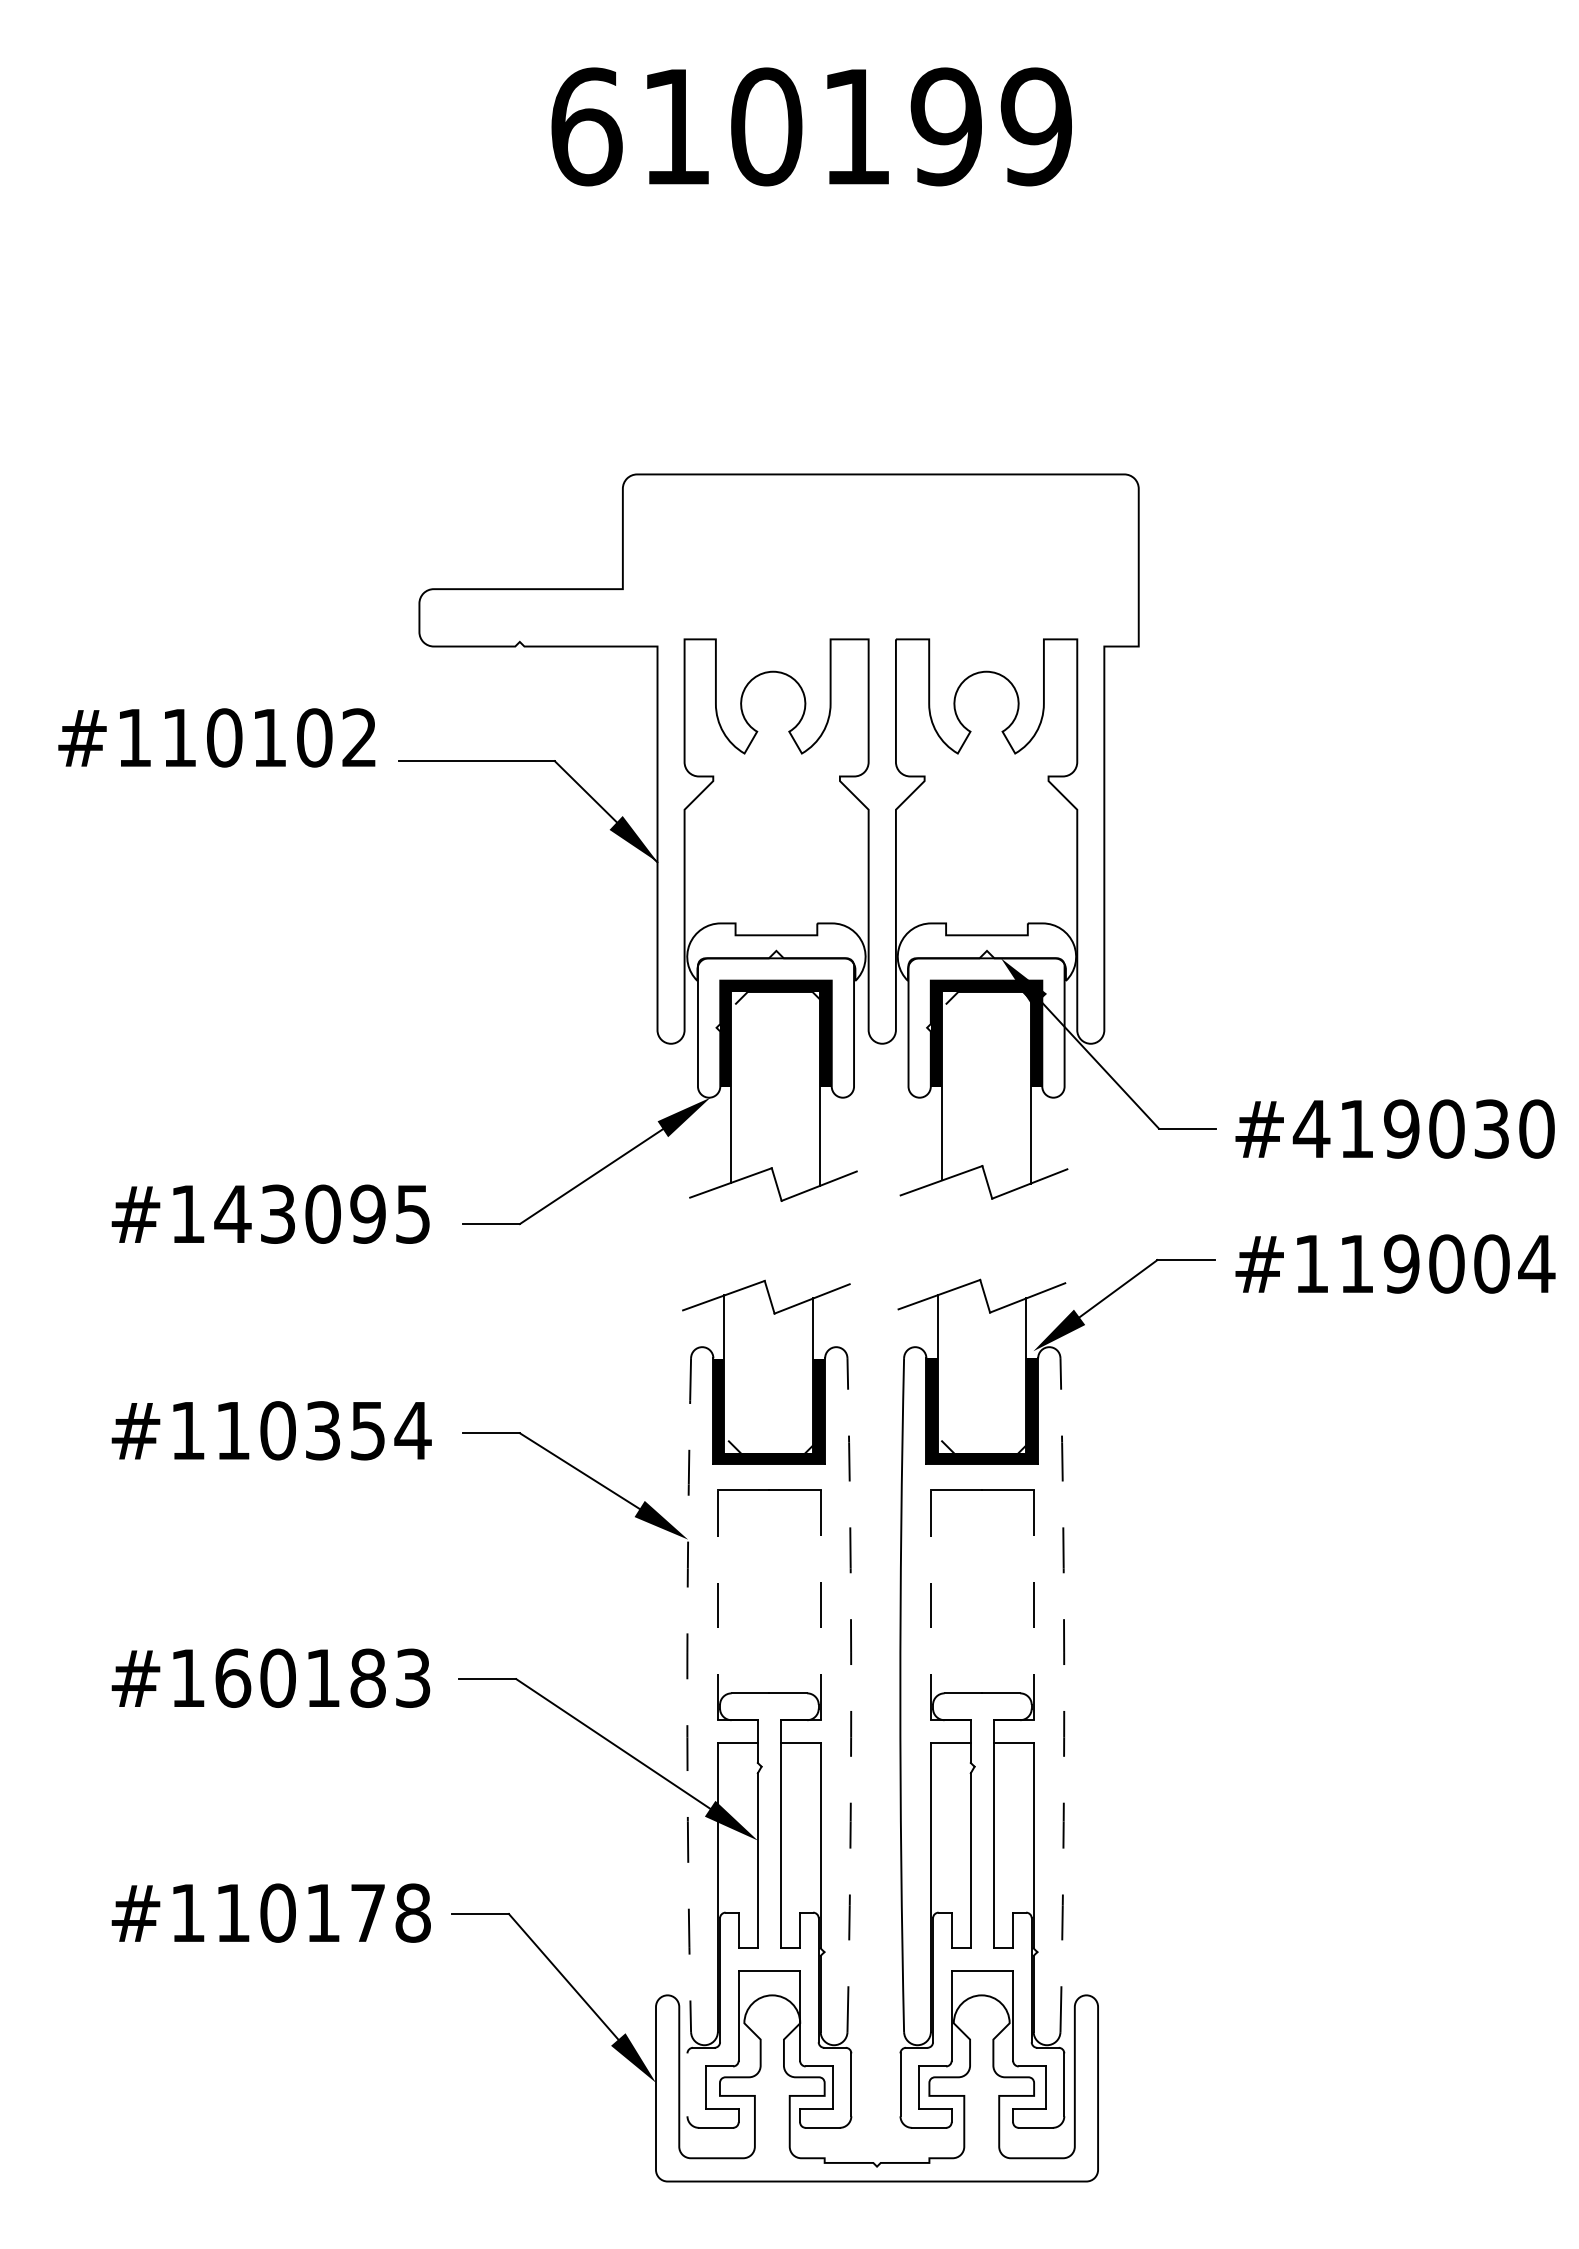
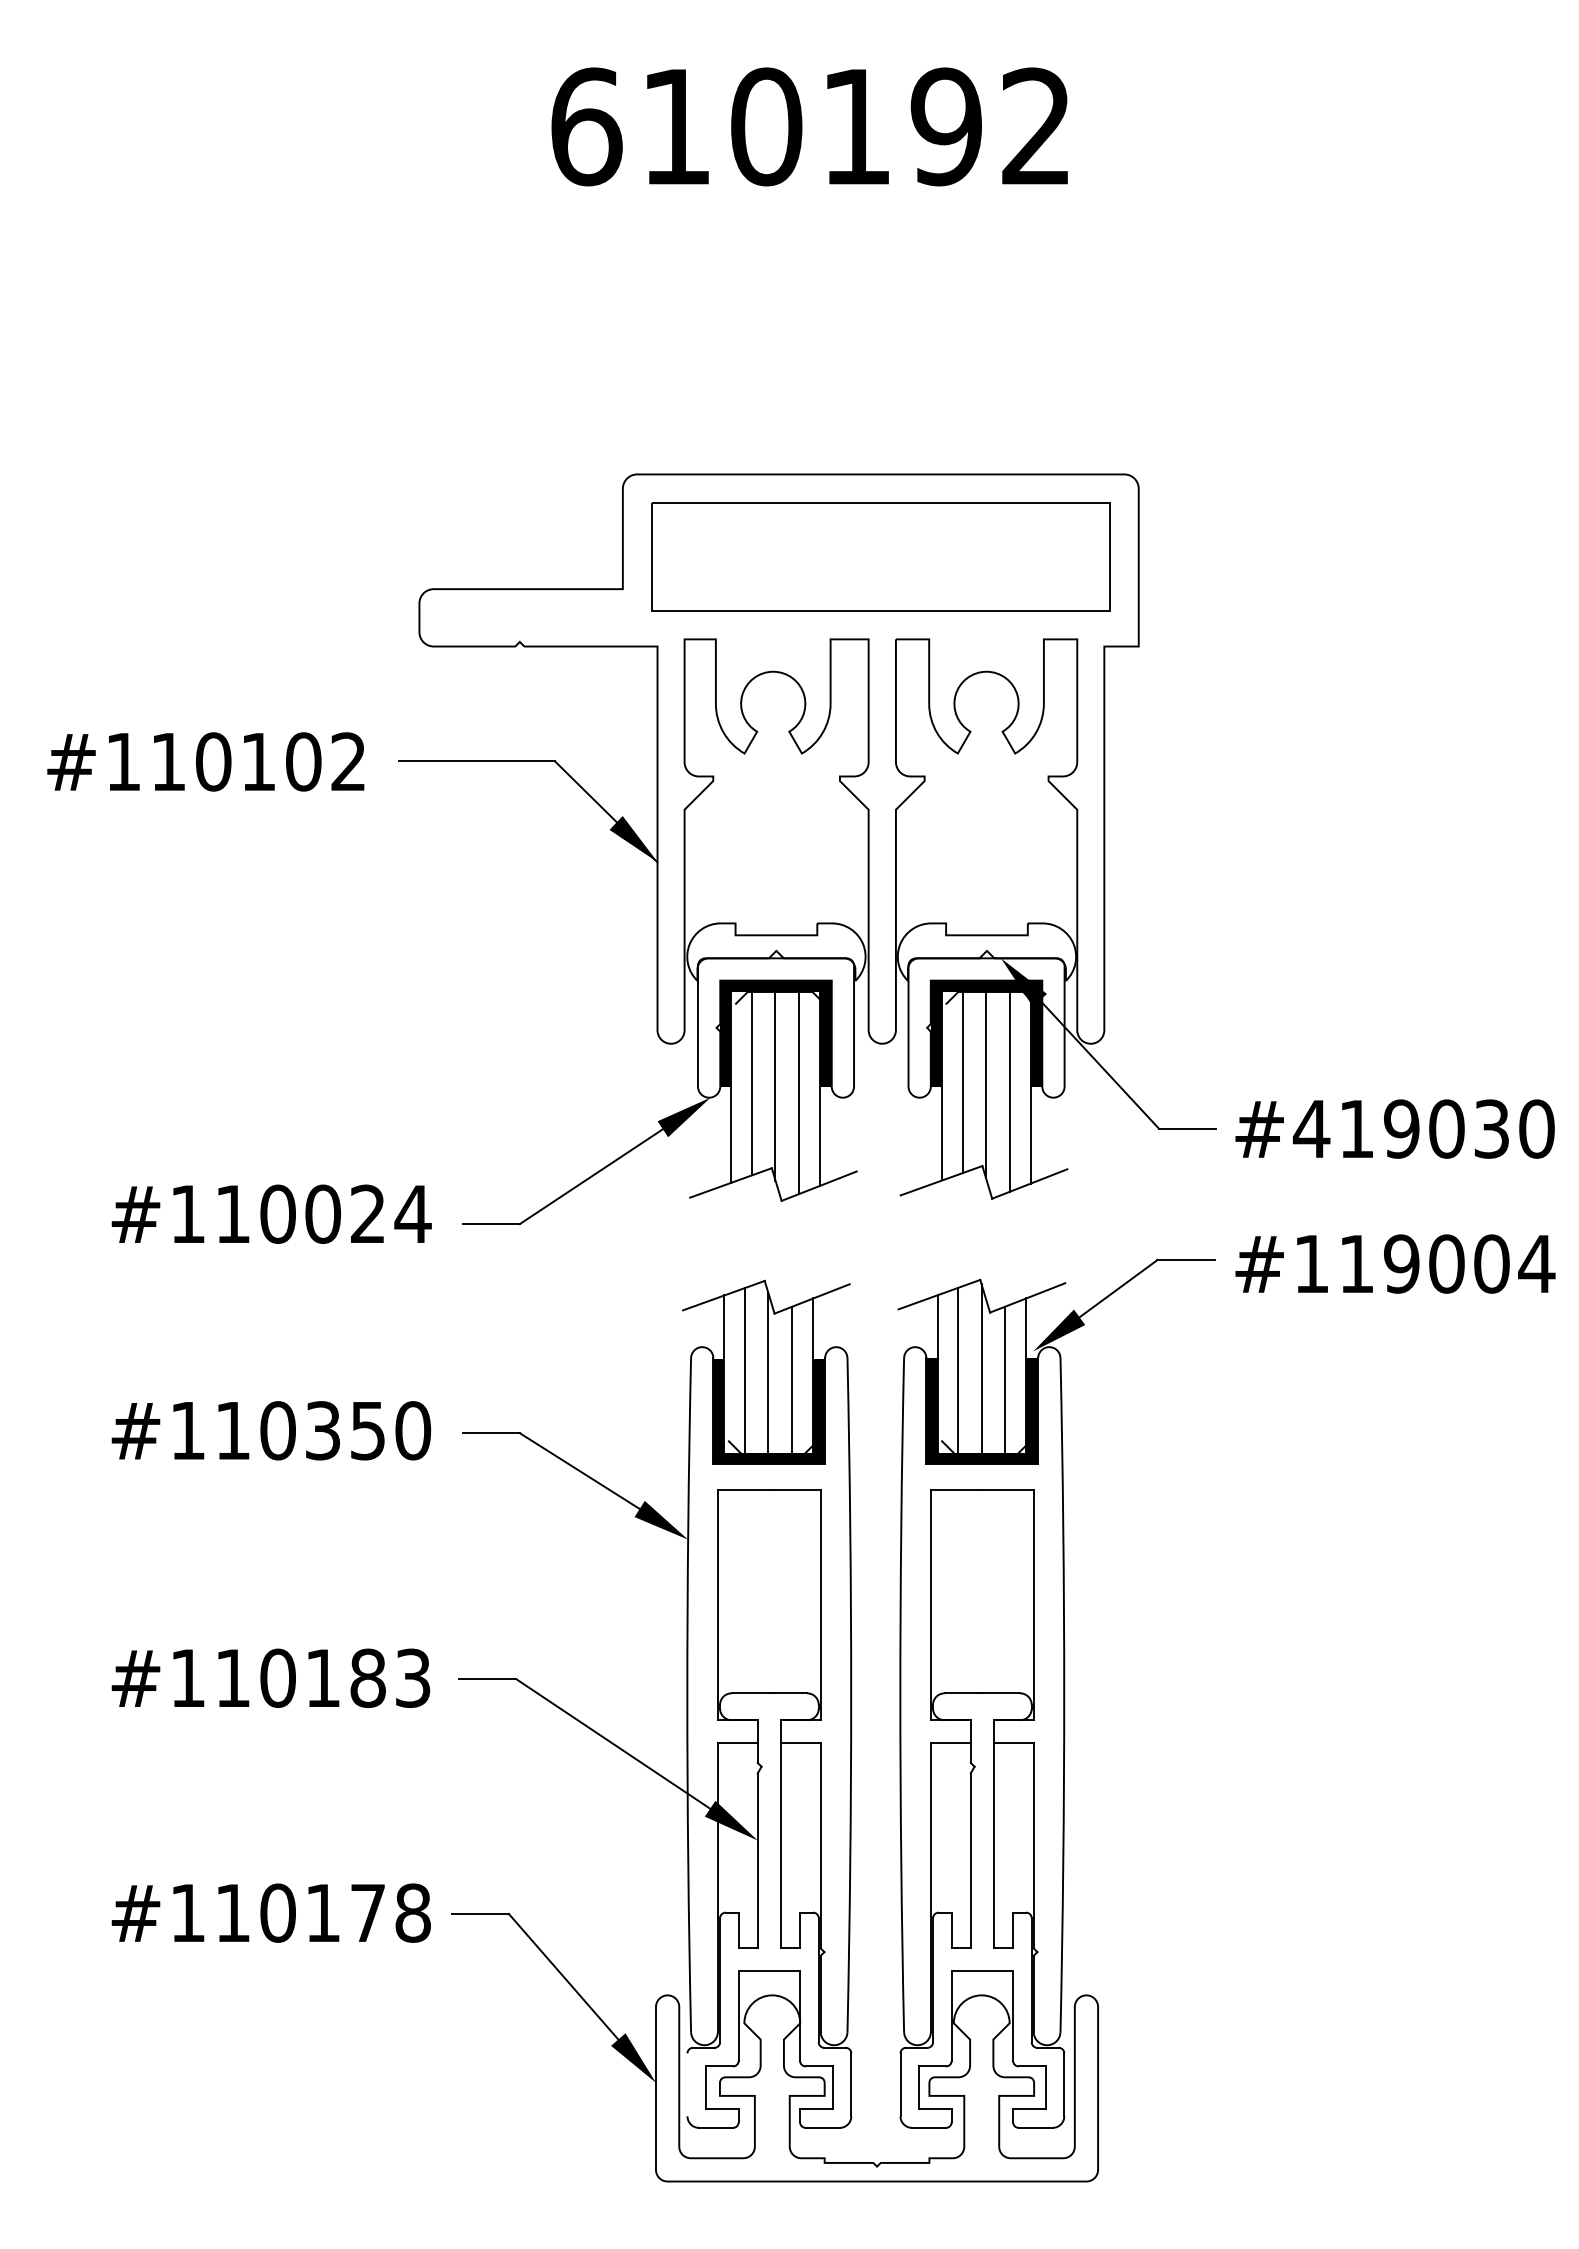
text: 610199 -> 610192 (1035, 126)
part: none -> present (880, 556)
text position: (216, 737) -> (205, 761) (205, 761)
line: none -> present (962, 1082)
line: none -> present (752, 1083)
line: none -> present (986, 1085)
line: none -> present (775, 1086)
line: none -> present (1009, 1091)
line: none -> present (798, 1093)
text: #143095 -> #110024 (322, 1213)
line: none -> present (981, 1368)
line: none -> present (744, 1369)
line: none -> present (958, 1369)
line: none -> present (768, 1372)
line: none -> present (791, 1379)
line: none -> present (1005, 1379)
text: #110354 -> #110350 (412, 1430)
line: dashed -> solid (717, 1605)
line: dashed -> solid (820, 1605)
line: dashed -> solid (930, 1605)
line: dashed -> solid (1033, 1605)
text: #160183 -> #110183 (233, 1677)
arc: dashed -> solid (687, 1695)
arc: dashed -> solid (851, 1695)
arc: dashed -> solid (1064, 1695)
